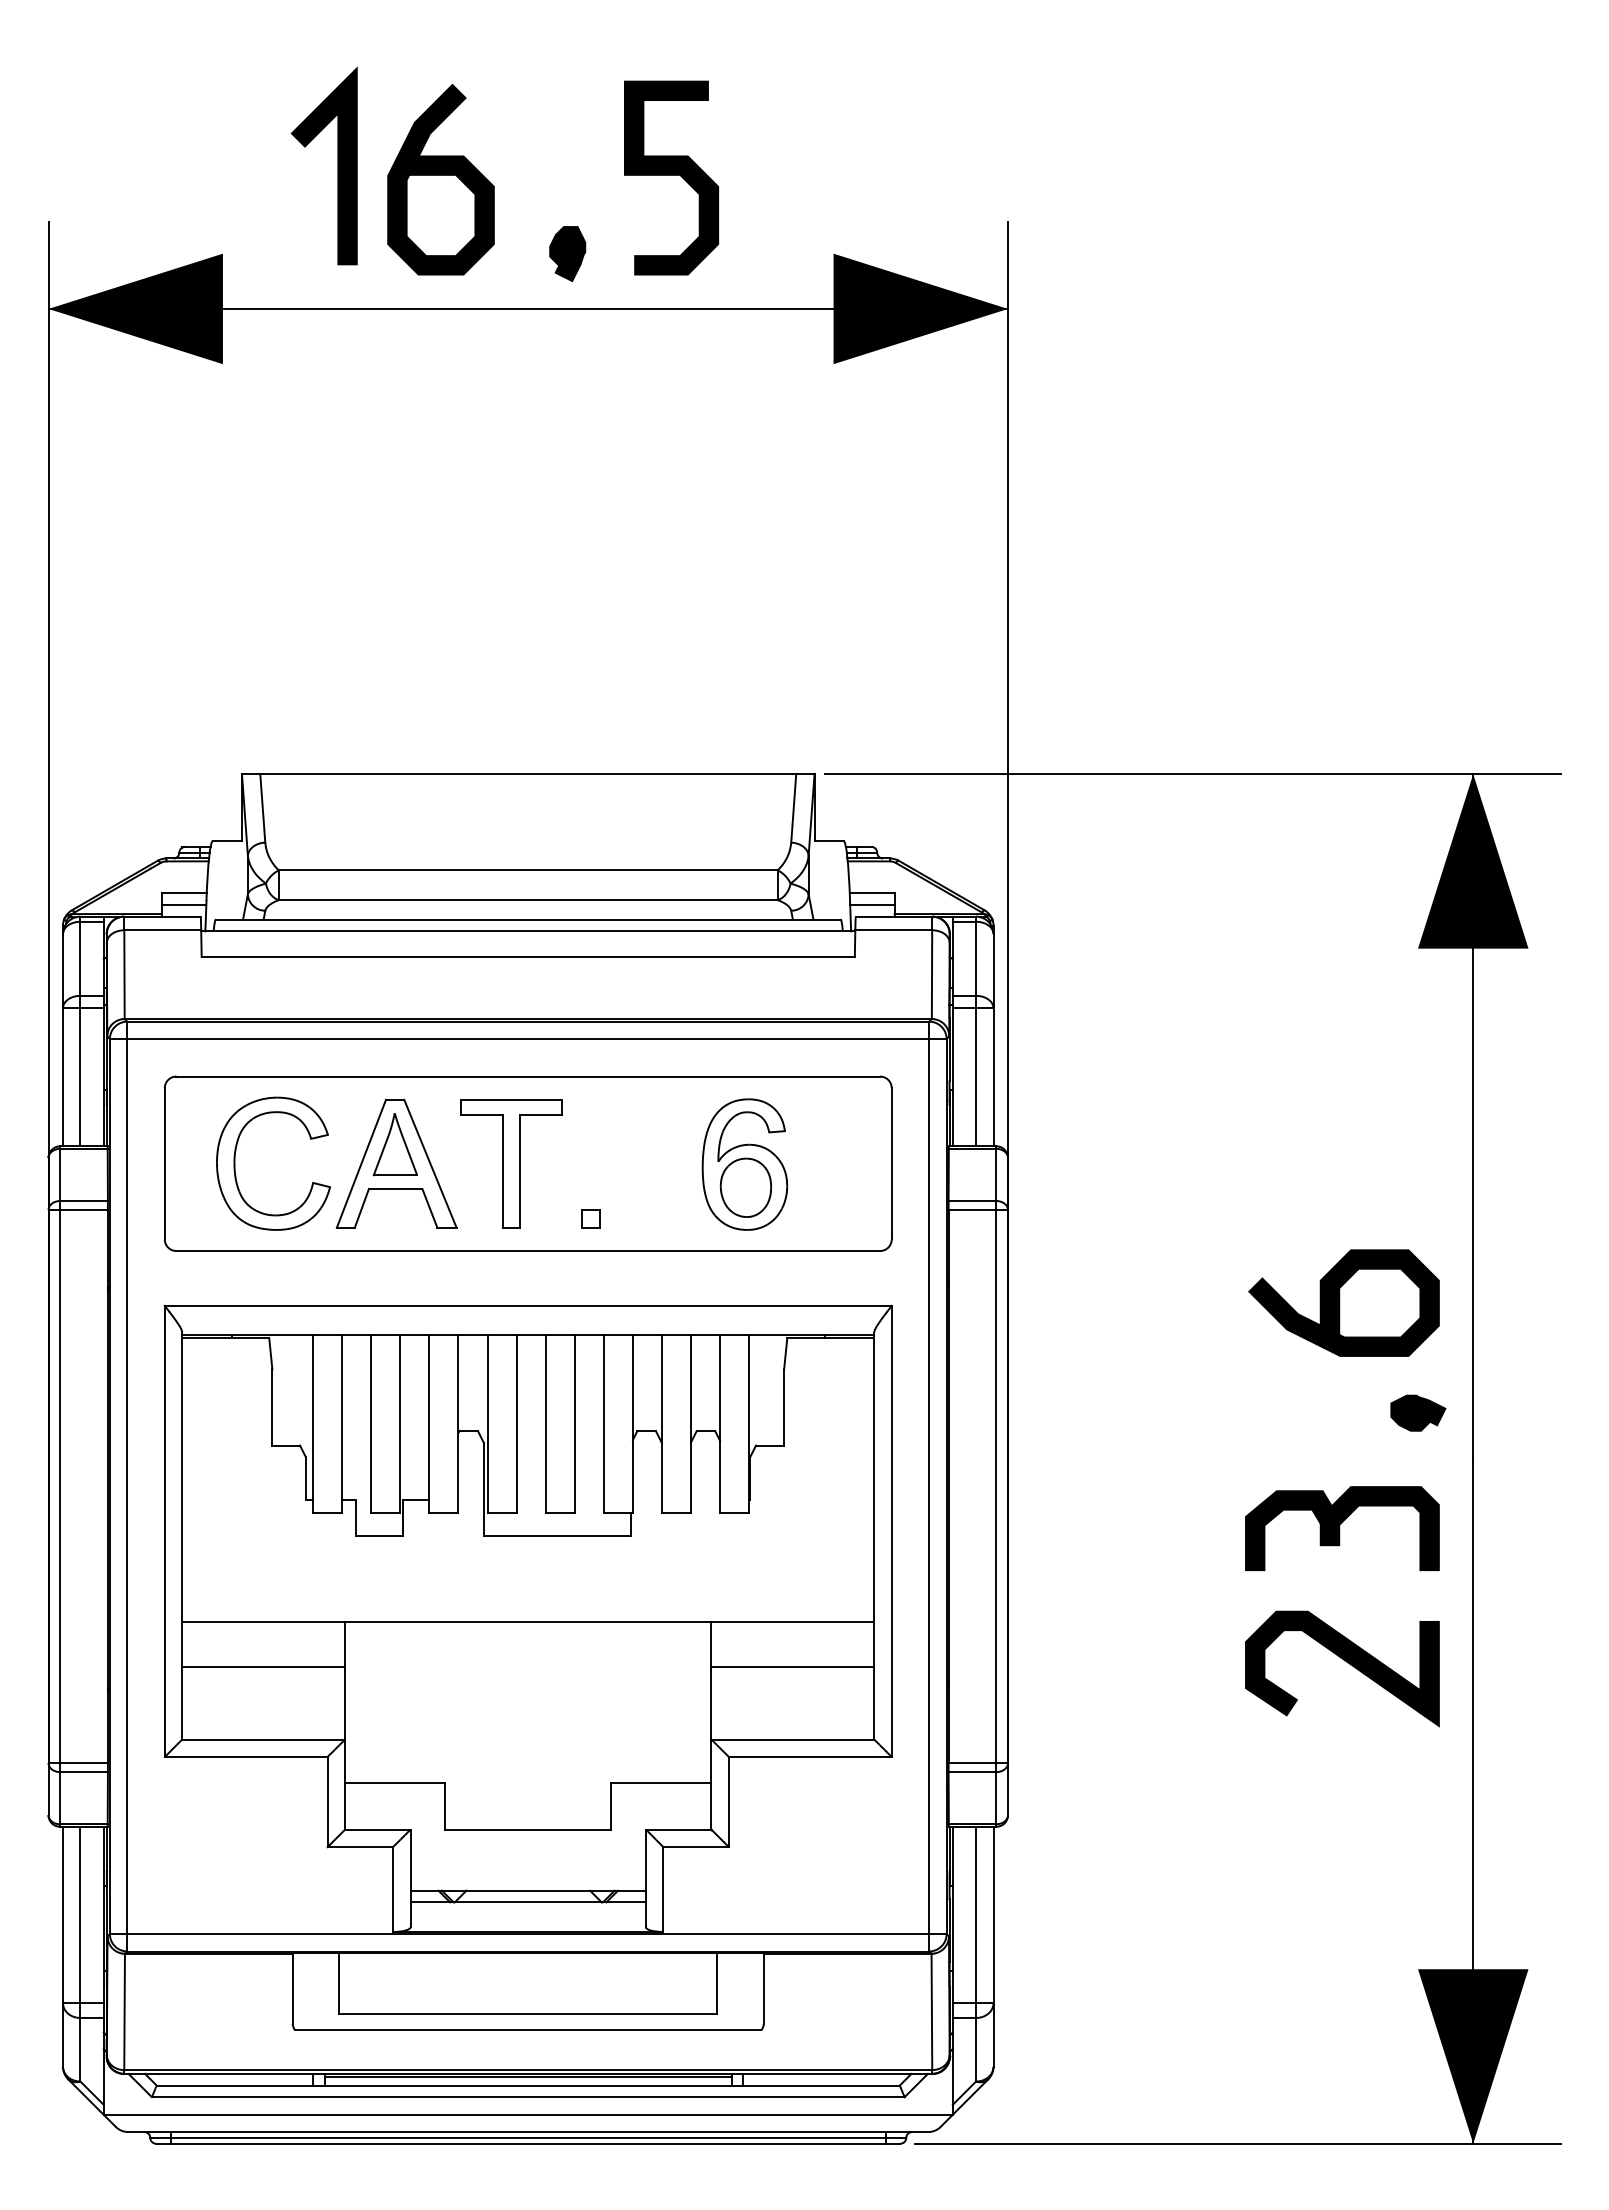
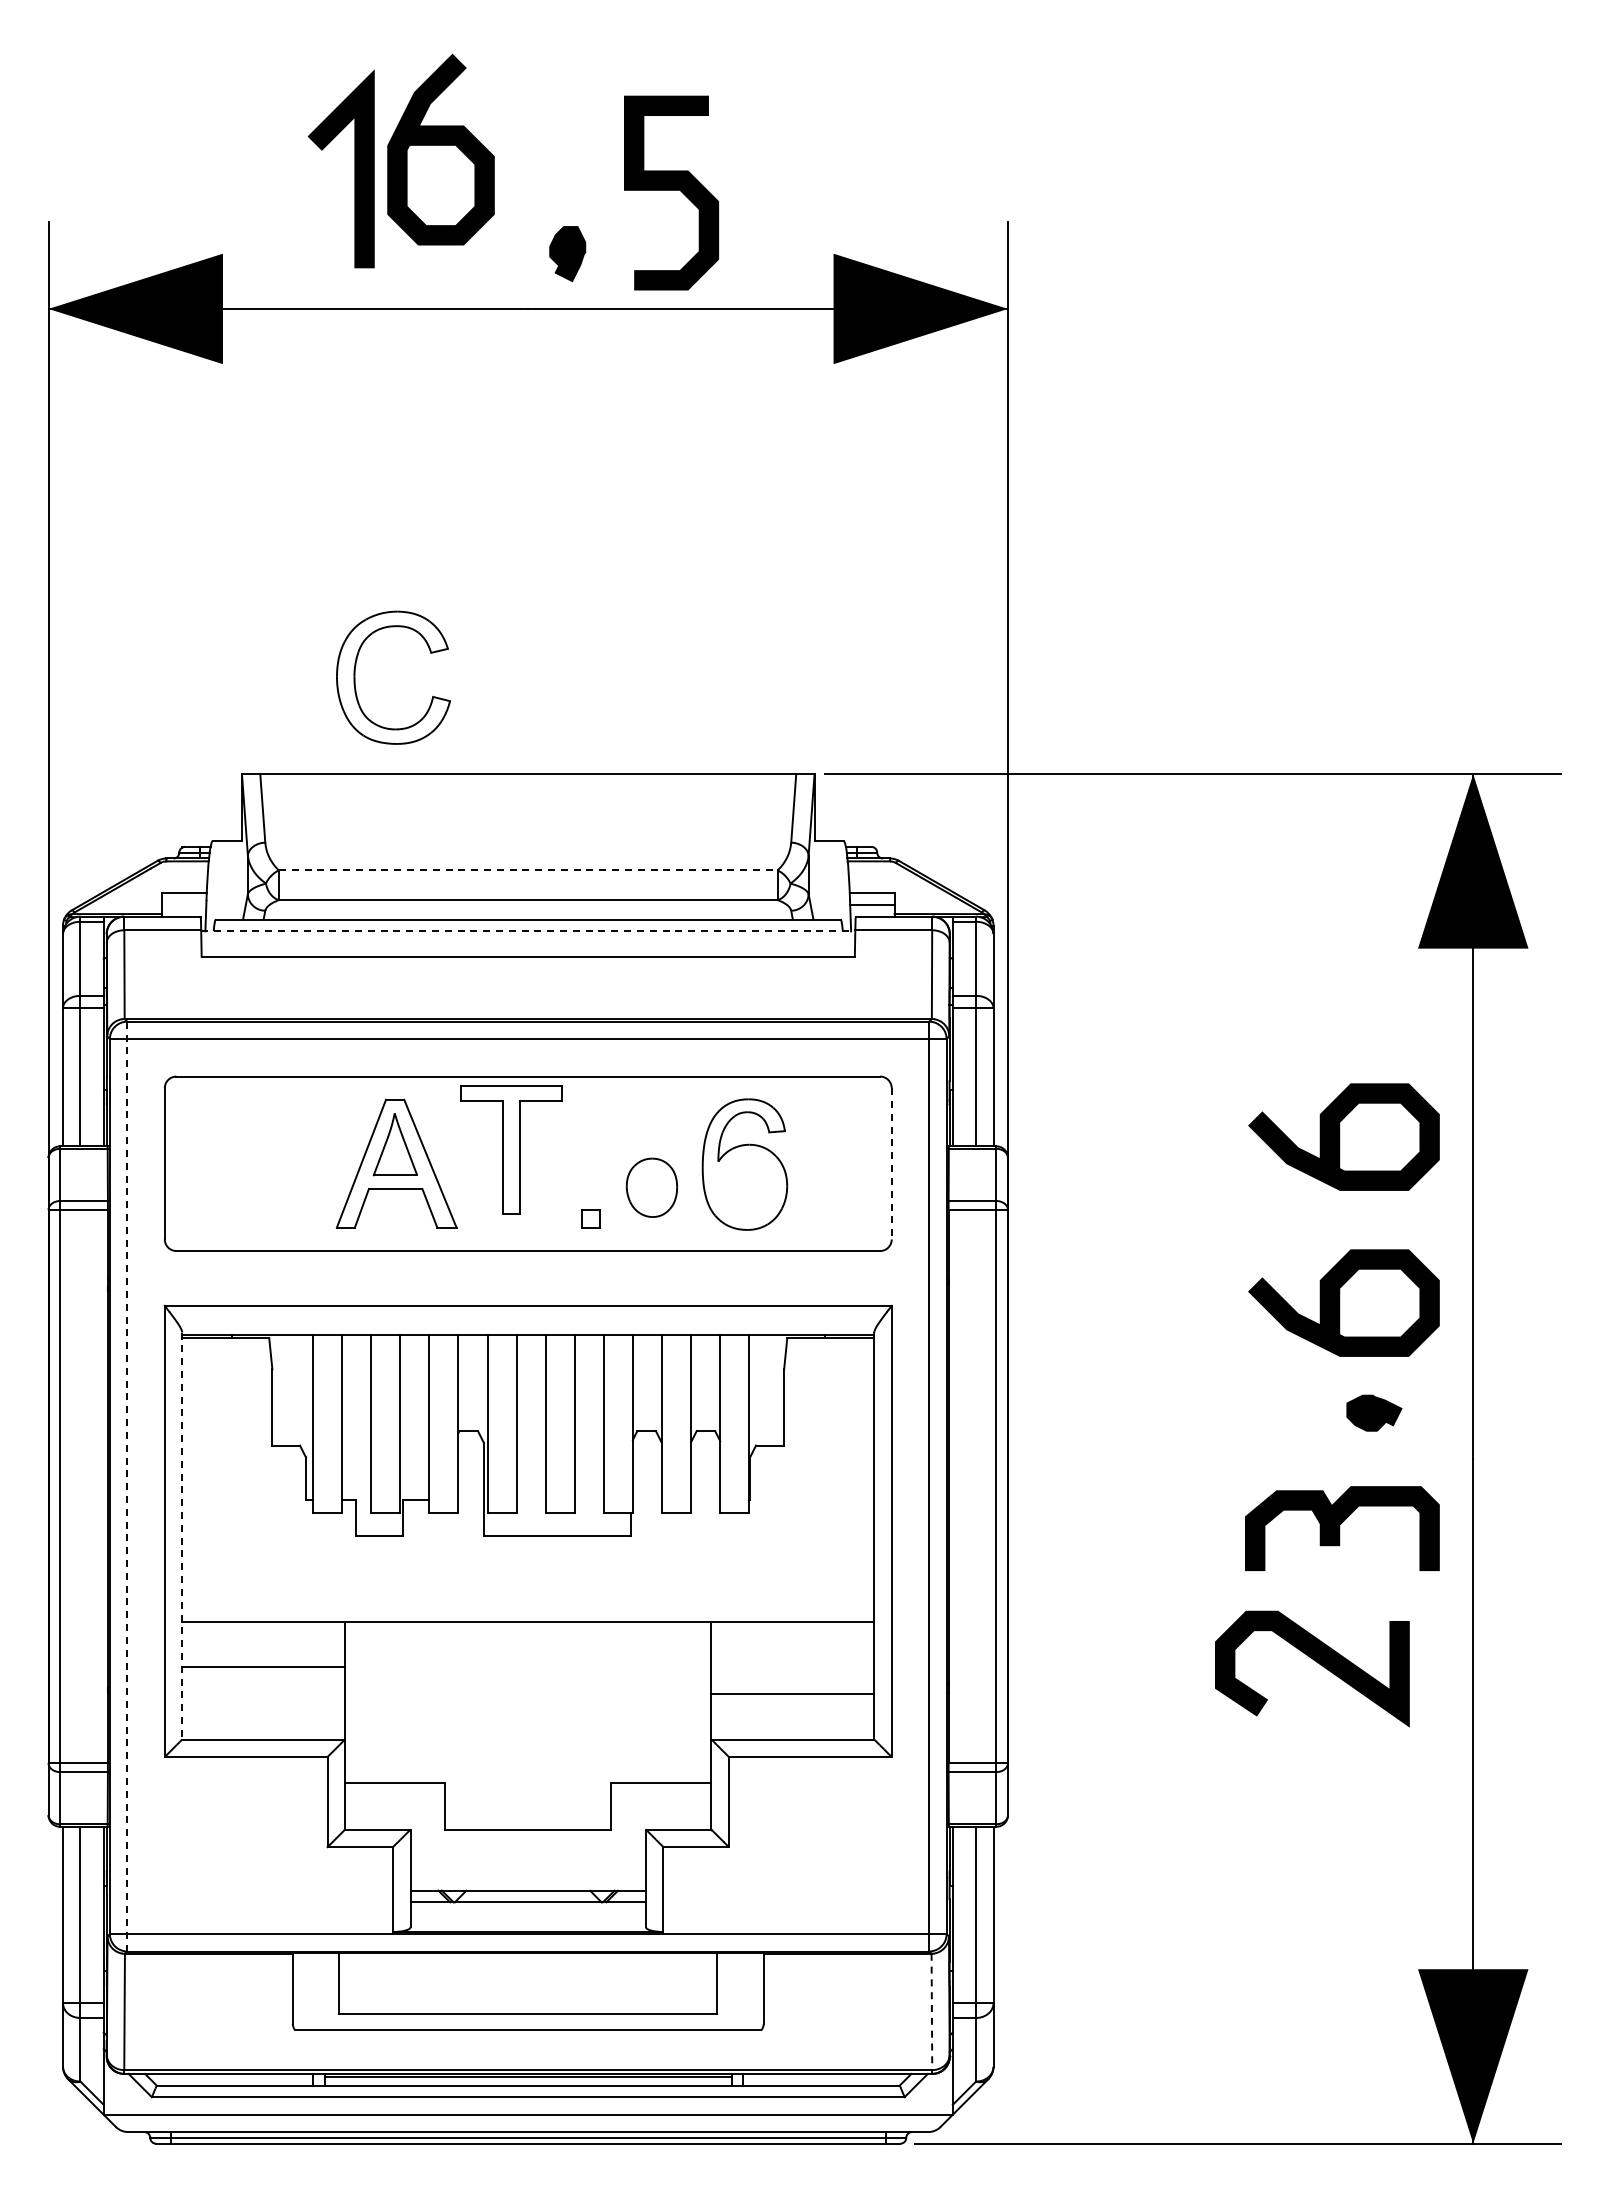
line position: (337, 165) -> (354, 168) (354, 168)
curve position: (440, 175) -> (440, 145) (440, 145)
curve position: (671, 175) -> (671, 190) (671, 190)
line: solid -> dashed (528, 870)
line: present -> none (183, 905)
line: solid -> dashed (528, 931)
curve: none -> present (1340, 1136)
part position: (235, 1163) -> (355, 677) (355, 677)
part position: (511, 1163) -> (511, 1149) (511, 1149)
line: solid -> dashed (891, 1163)
part position: (745, 1187) -> (651, 1187) (651, 1187)
part position: (1418, 1412) -> (1374, 1412) (1374, 1412)
line: solid -> dashed (127, 1486)
line: solid -> dashed (182, 1536)
curve position: (1347, 1663) -> (1317, 1663) (1317, 1663)
line position: (792, 1666) -> (792, 1693) (792, 1693)
line: solid -> dashed (931, 2012)
